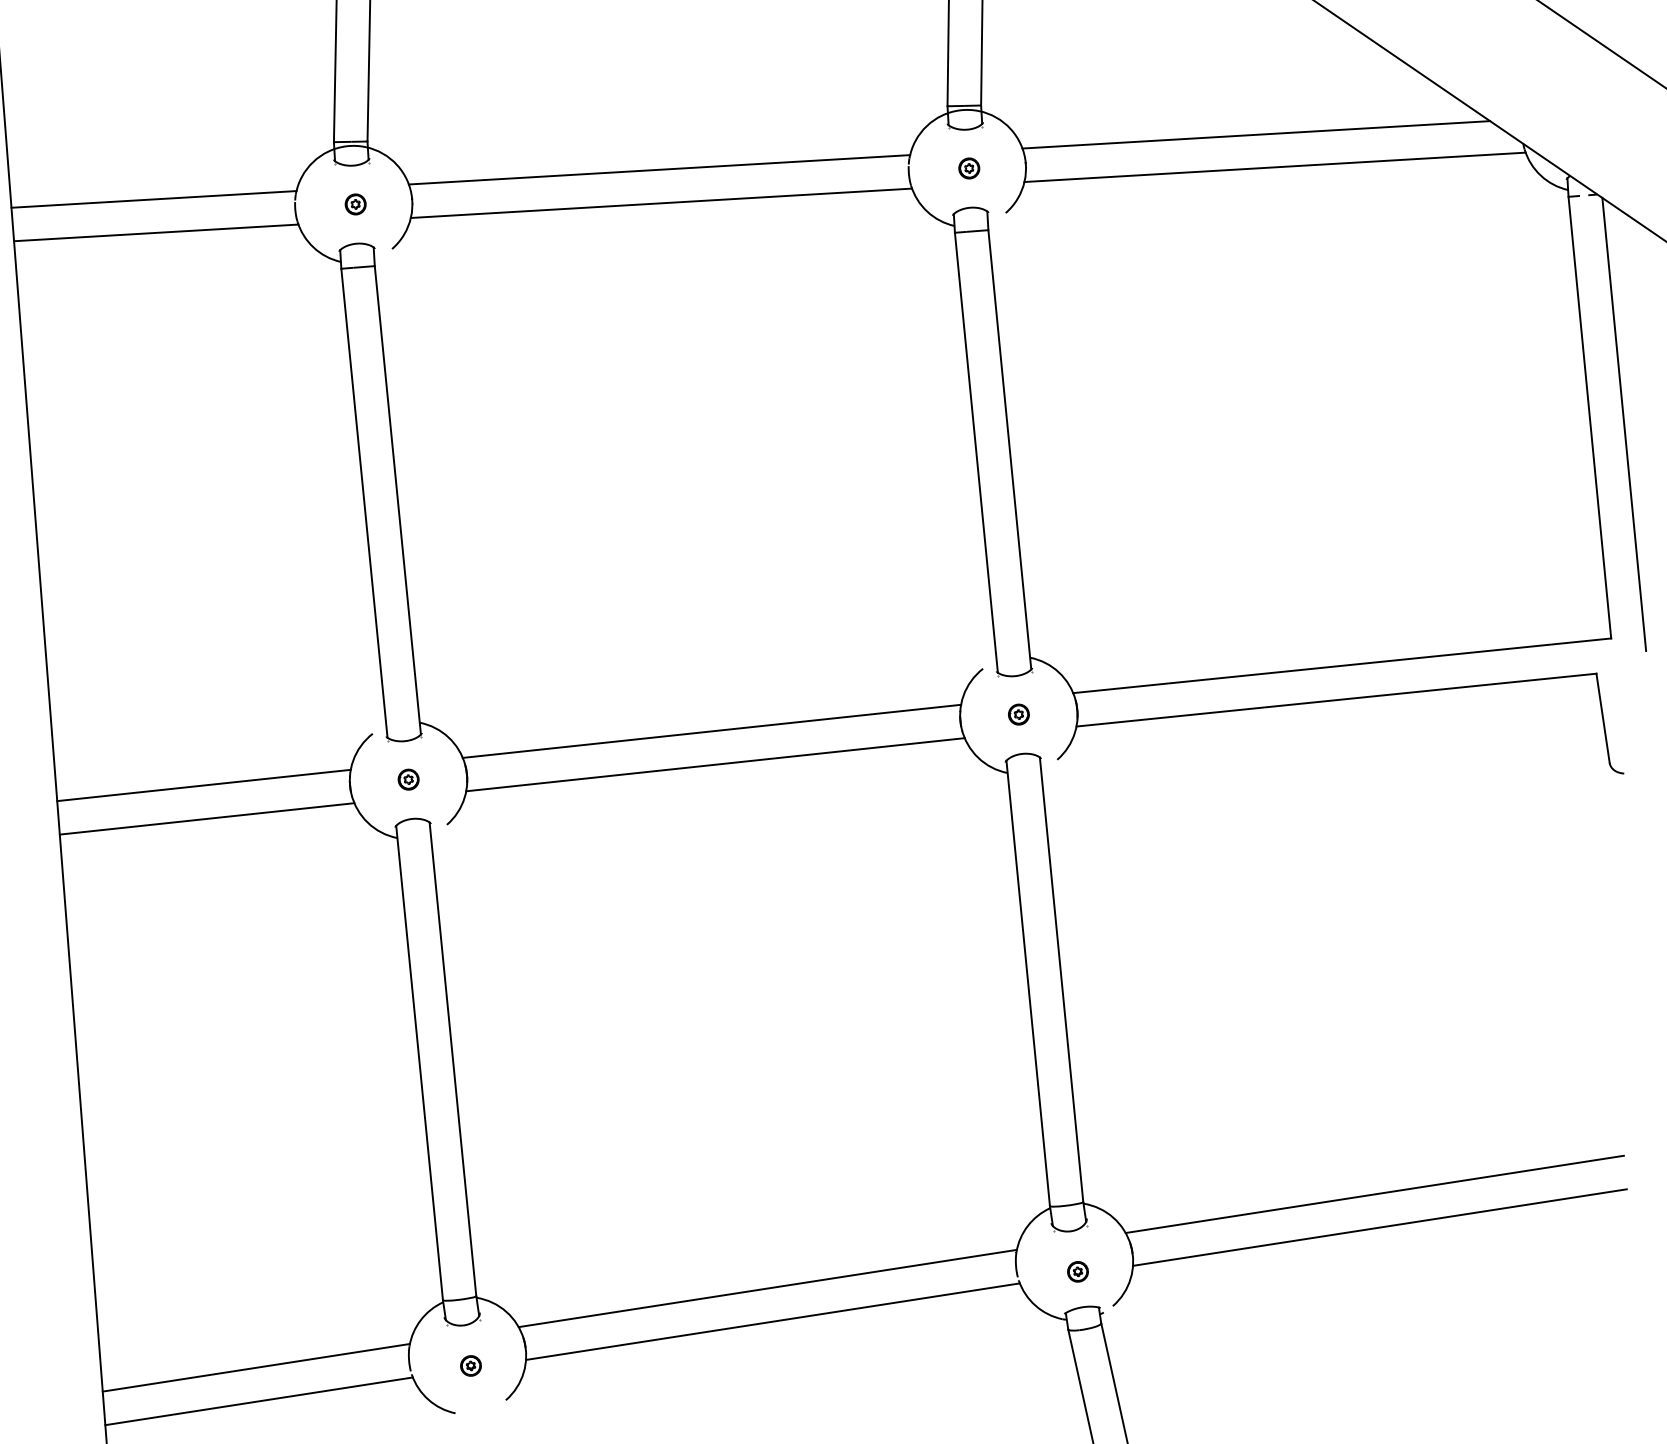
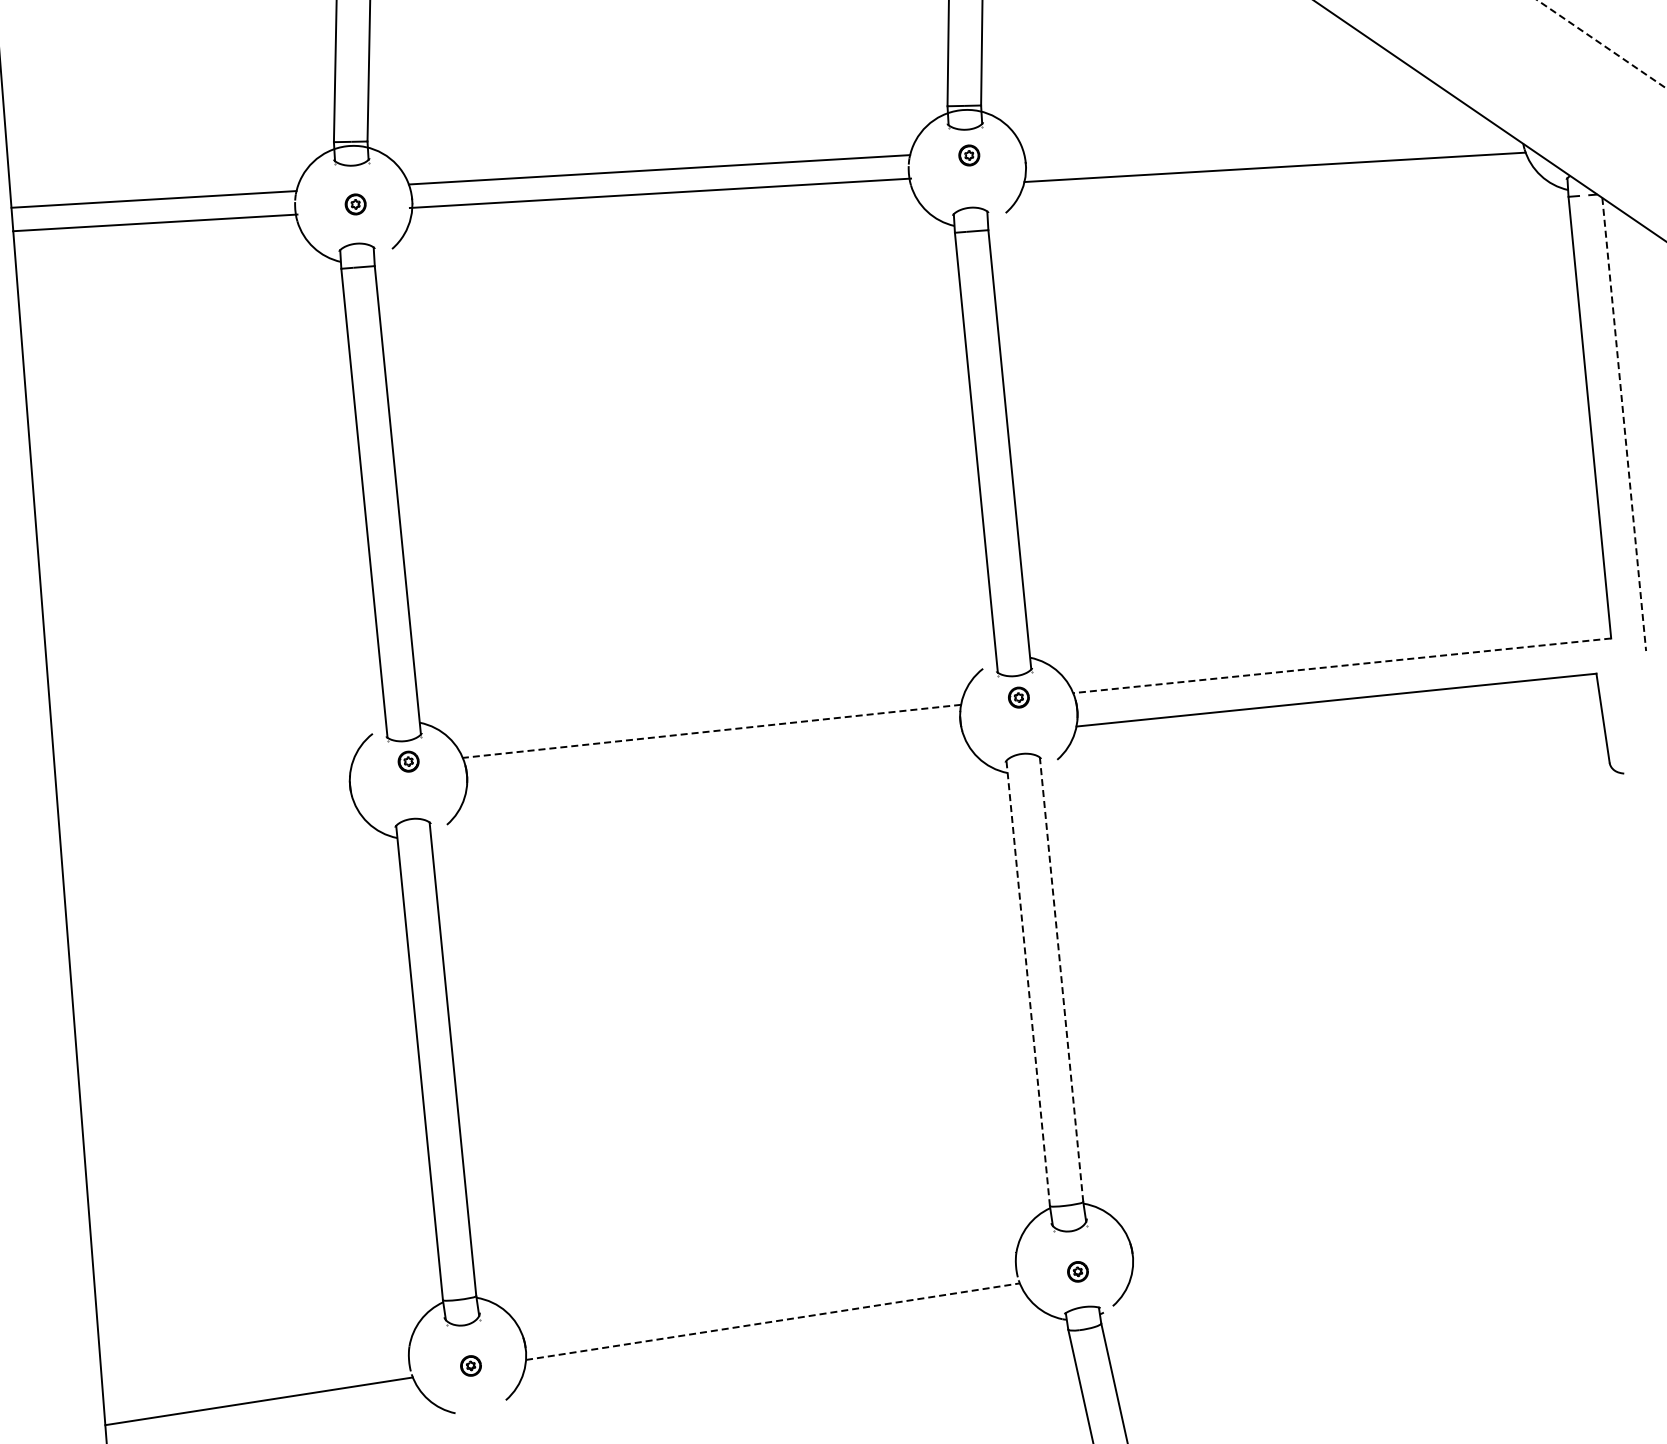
line: solid -> dashed (1602, 44)
line: present -> none (1256, 134)
part position: (969, 168) -> (969, 155) (969, 155)
line position: (661, 202) -> (660, 192) (660, 192)
line position: (156, 232) -> (155, 222) (155, 222)
line: solid -> dashed (1624, 424)
line: solid -> dashed (1341, 665)
part position: (1018, 714) -> (1018, 697) (1018, 697)
line: solid -> dashed (711, 731)
line: present -> none (715, 764)
part position: (408, 779) -> (408, 761) (408, 761)
line: present -> none (203, 785)
line: present -> none (206, 818)
line: solid -> dashed (1061, 979)
line: solid -> dashed (1028, 983)
line: present -> none (1374, 1194)
line: present -> none (1379, 1227)
line: present -> none (767, 1288)
line: solid -> dashed (772, 1321)
line: present -> none (255, 1367)
